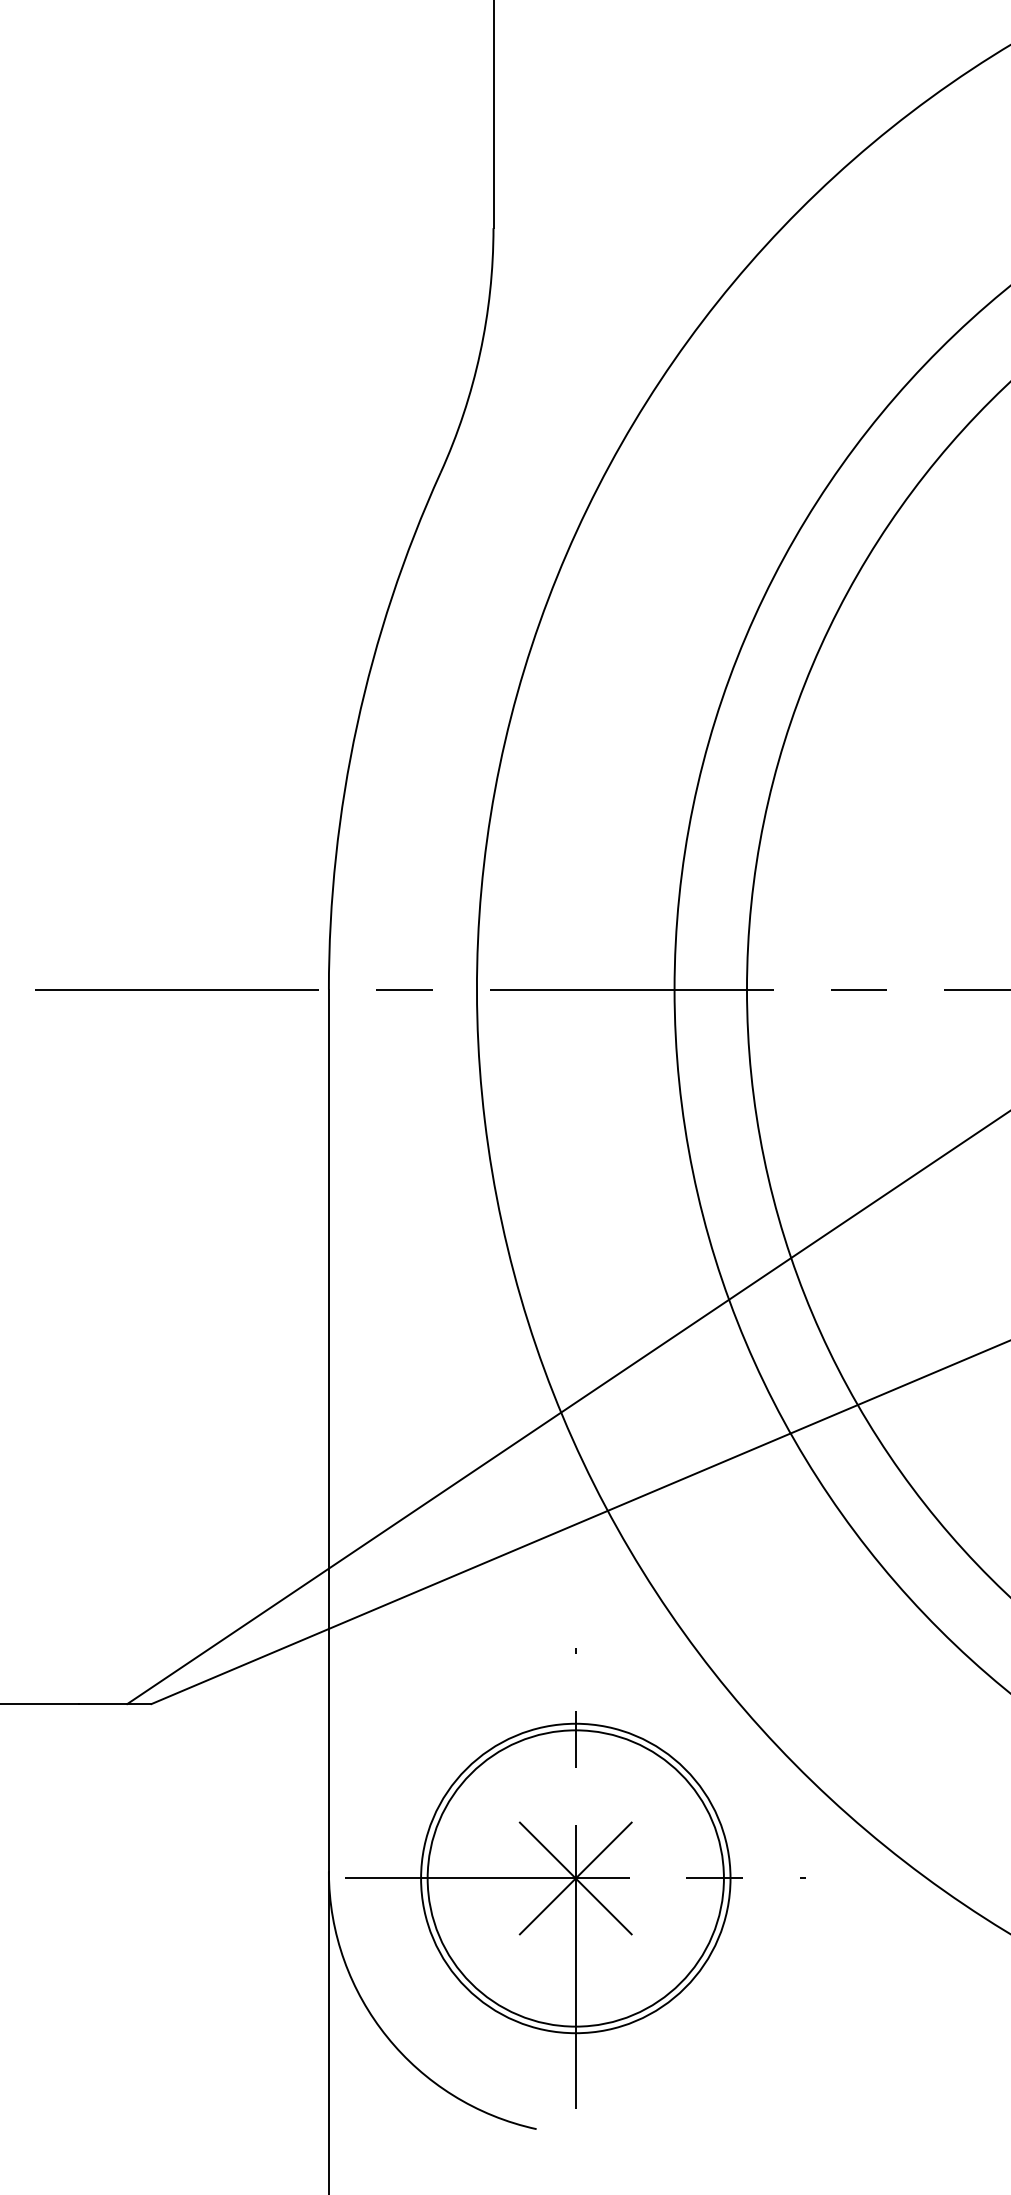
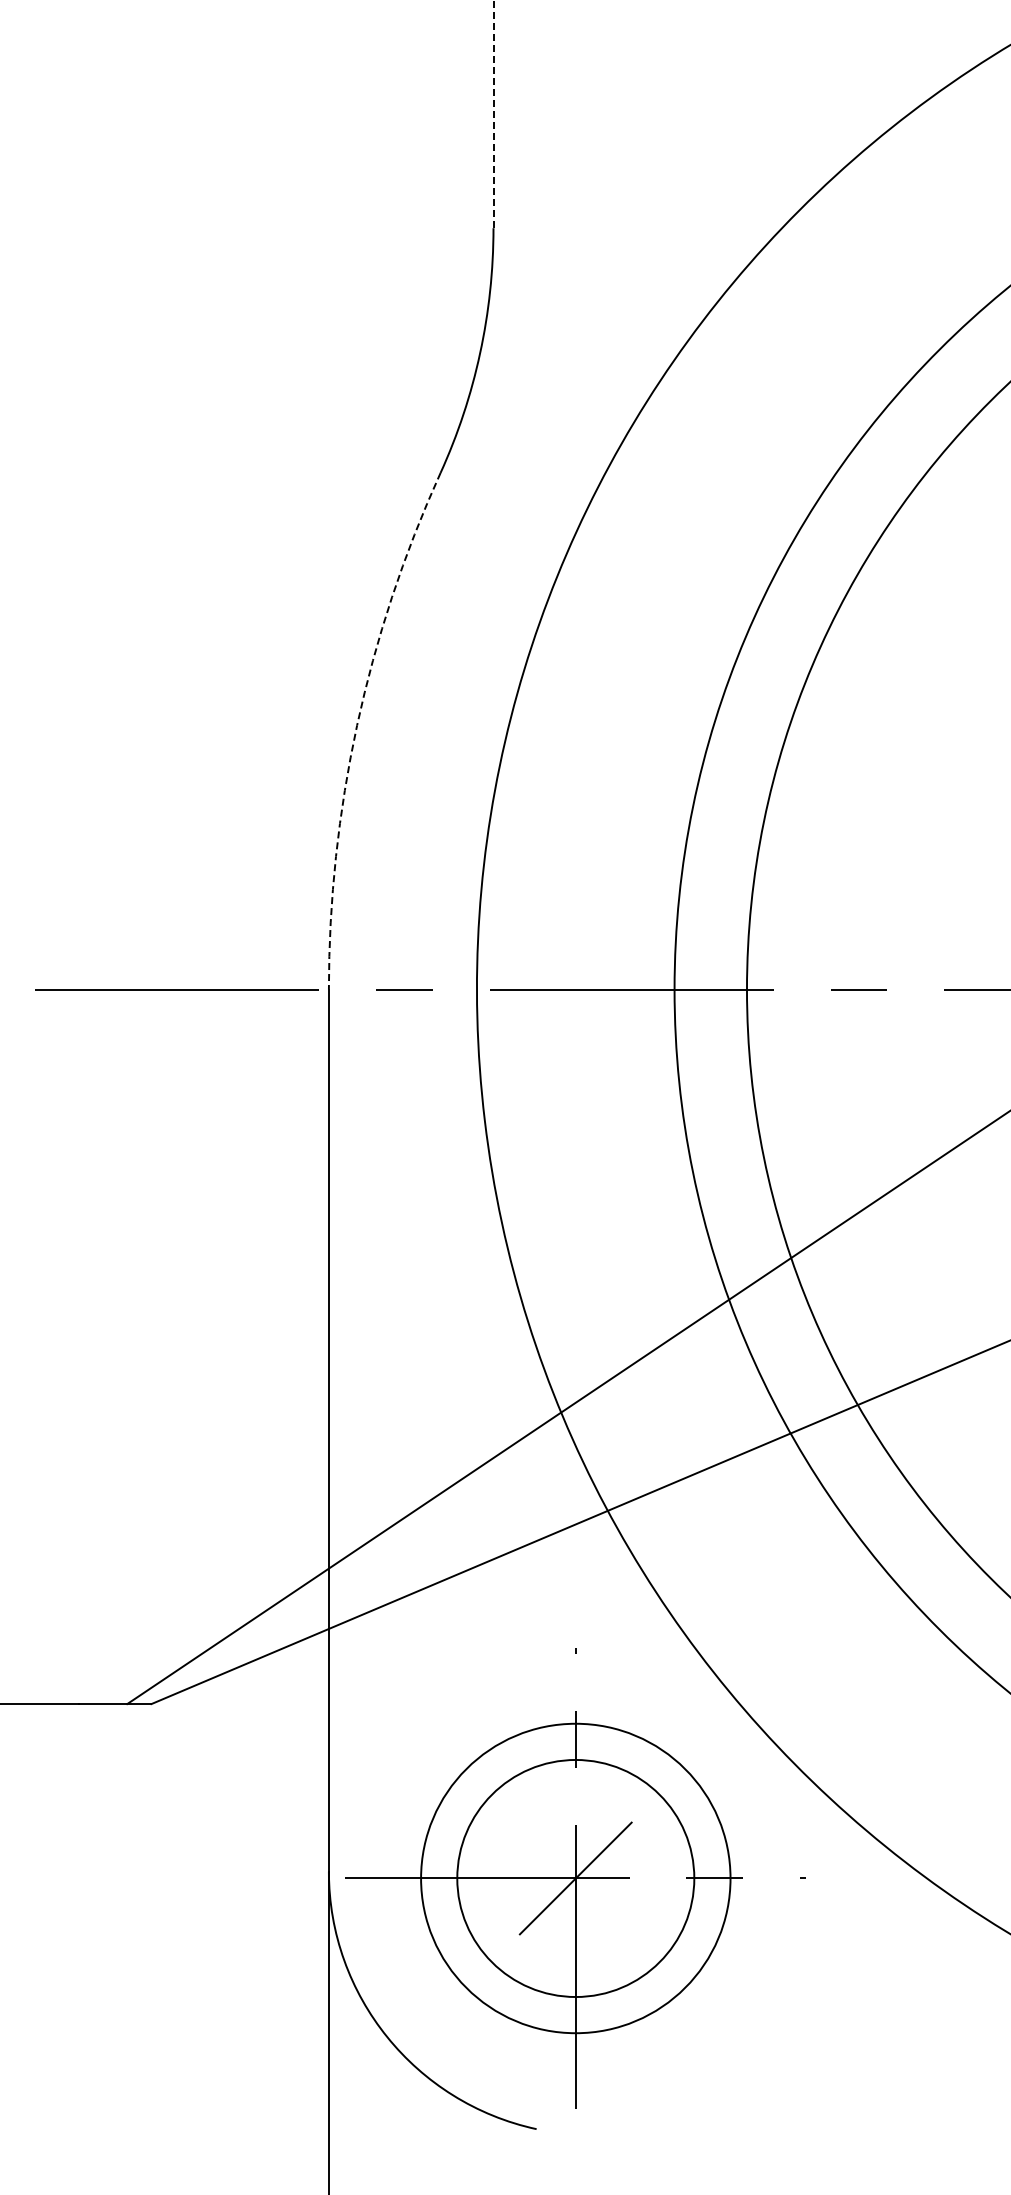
line: solid -> dashed (493, 114)
arc: solid -> dashed (357, 725)
circle diameter: 296 px -> 237 px (575, 1878)
line: present -> none (575, 1878)
